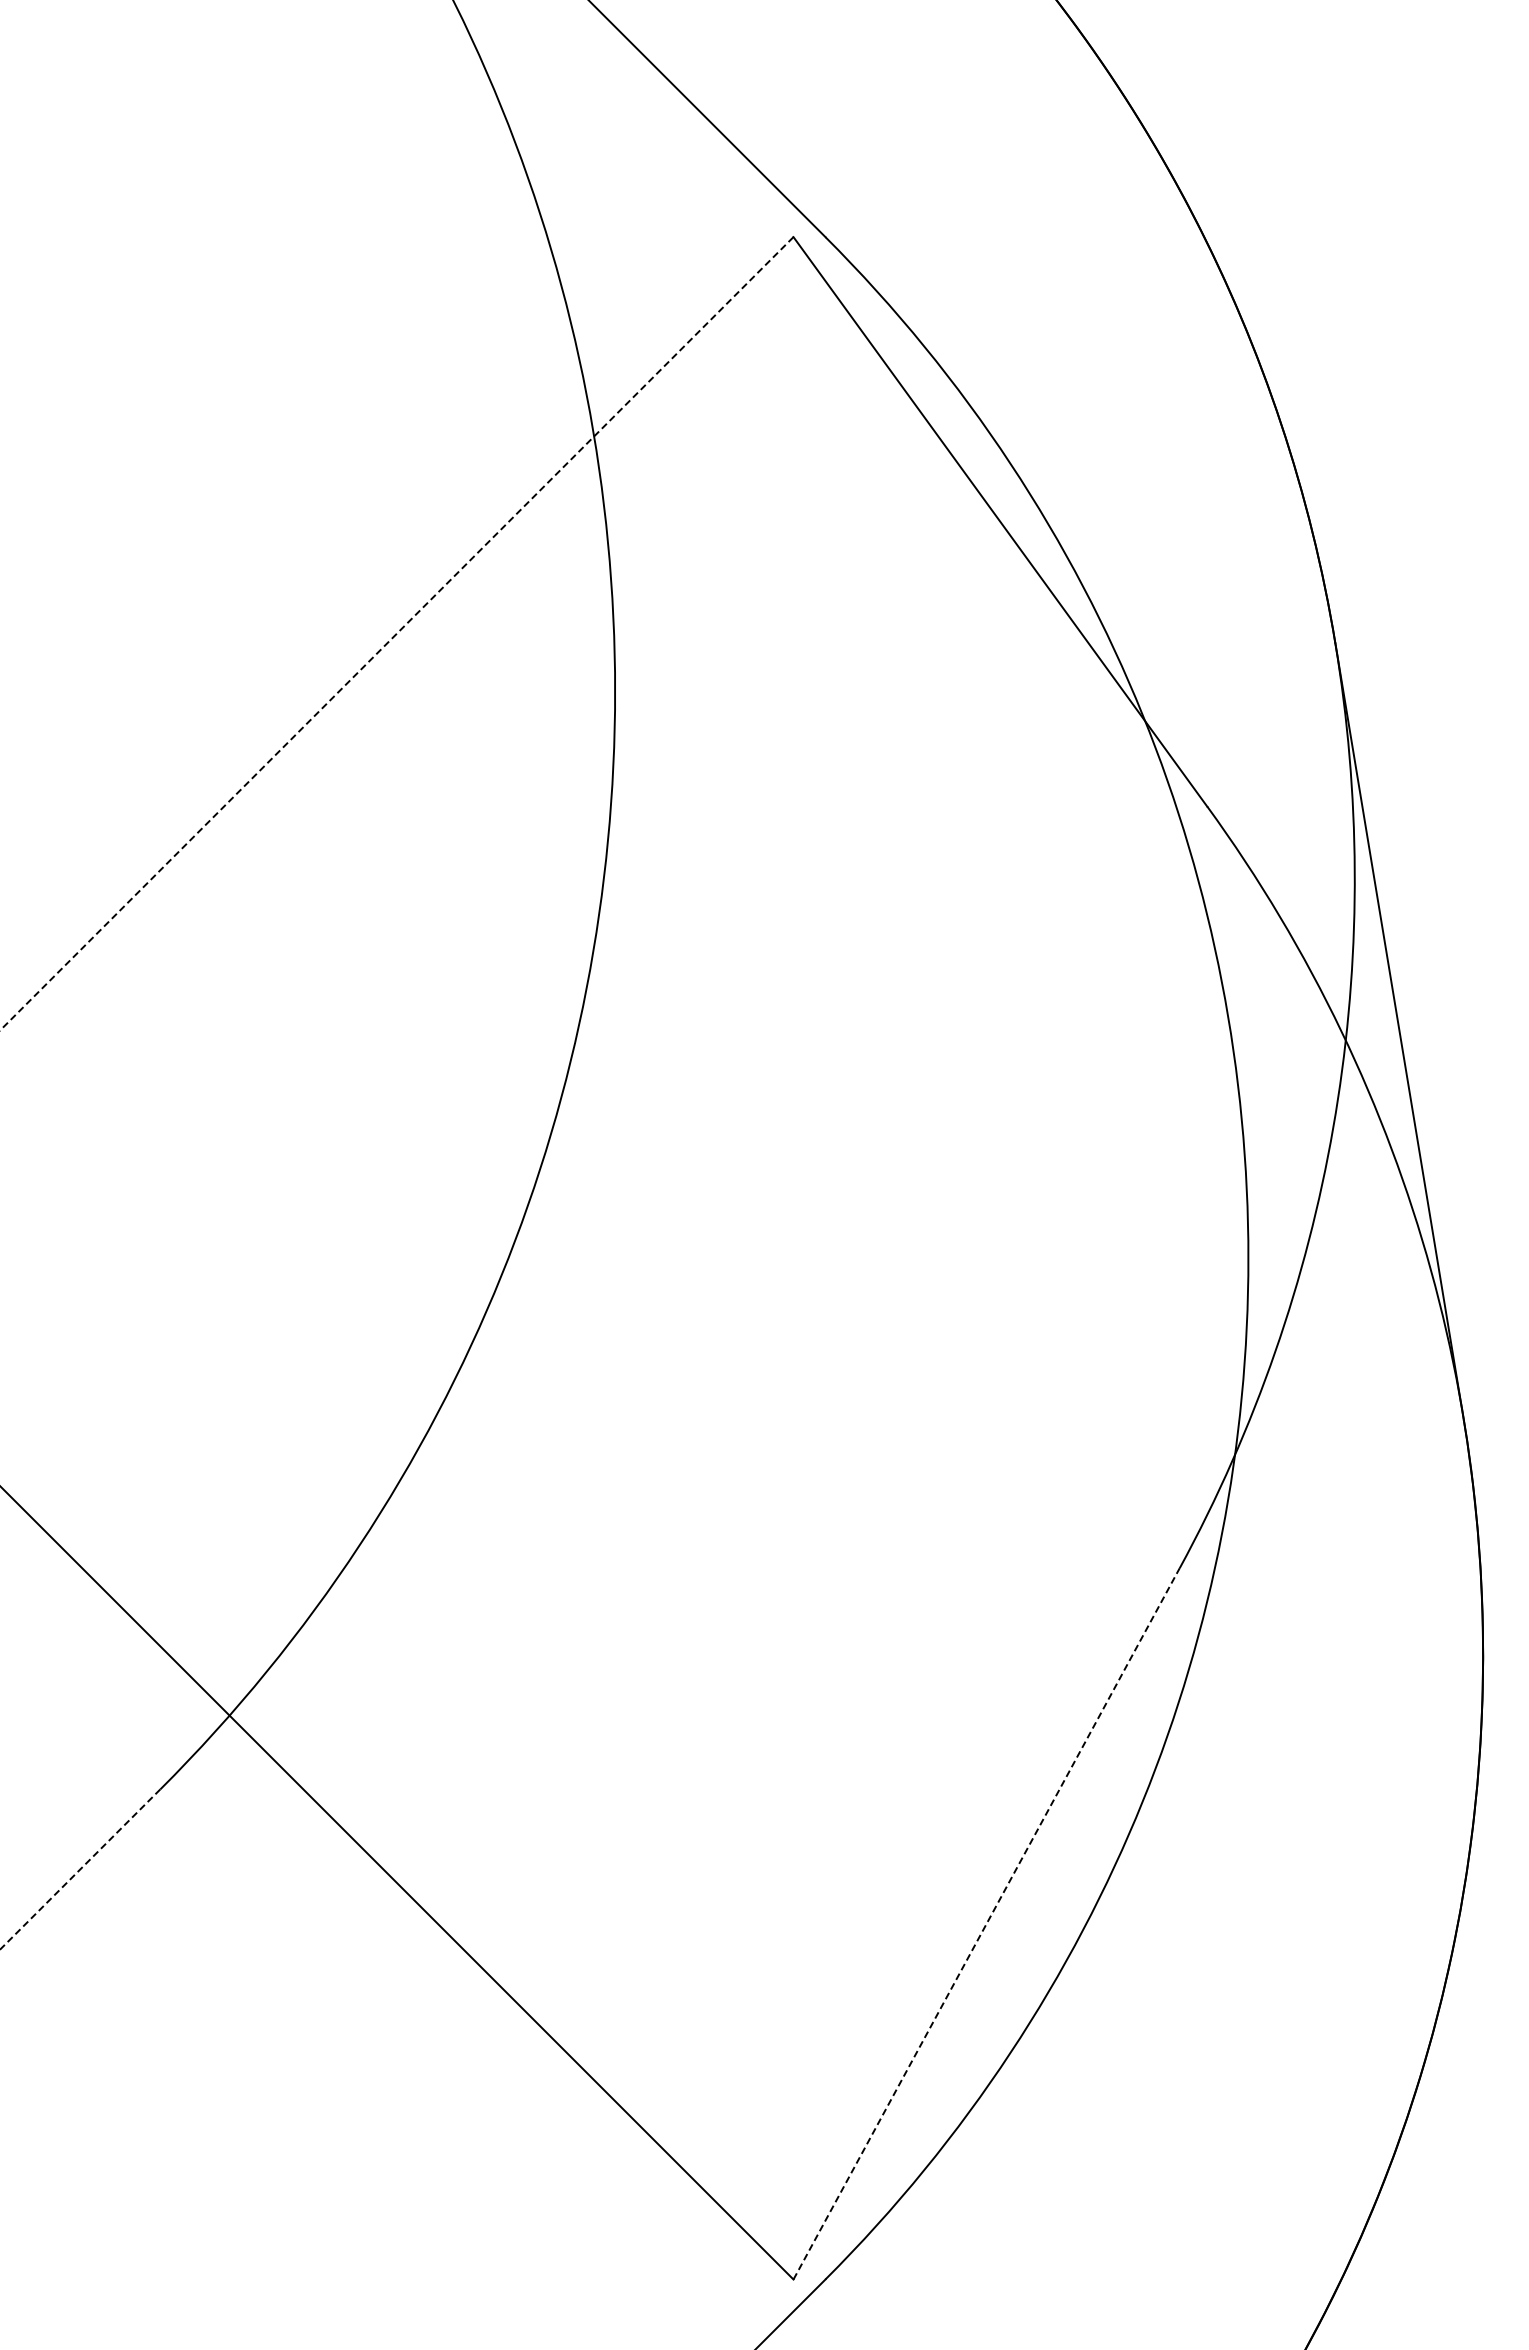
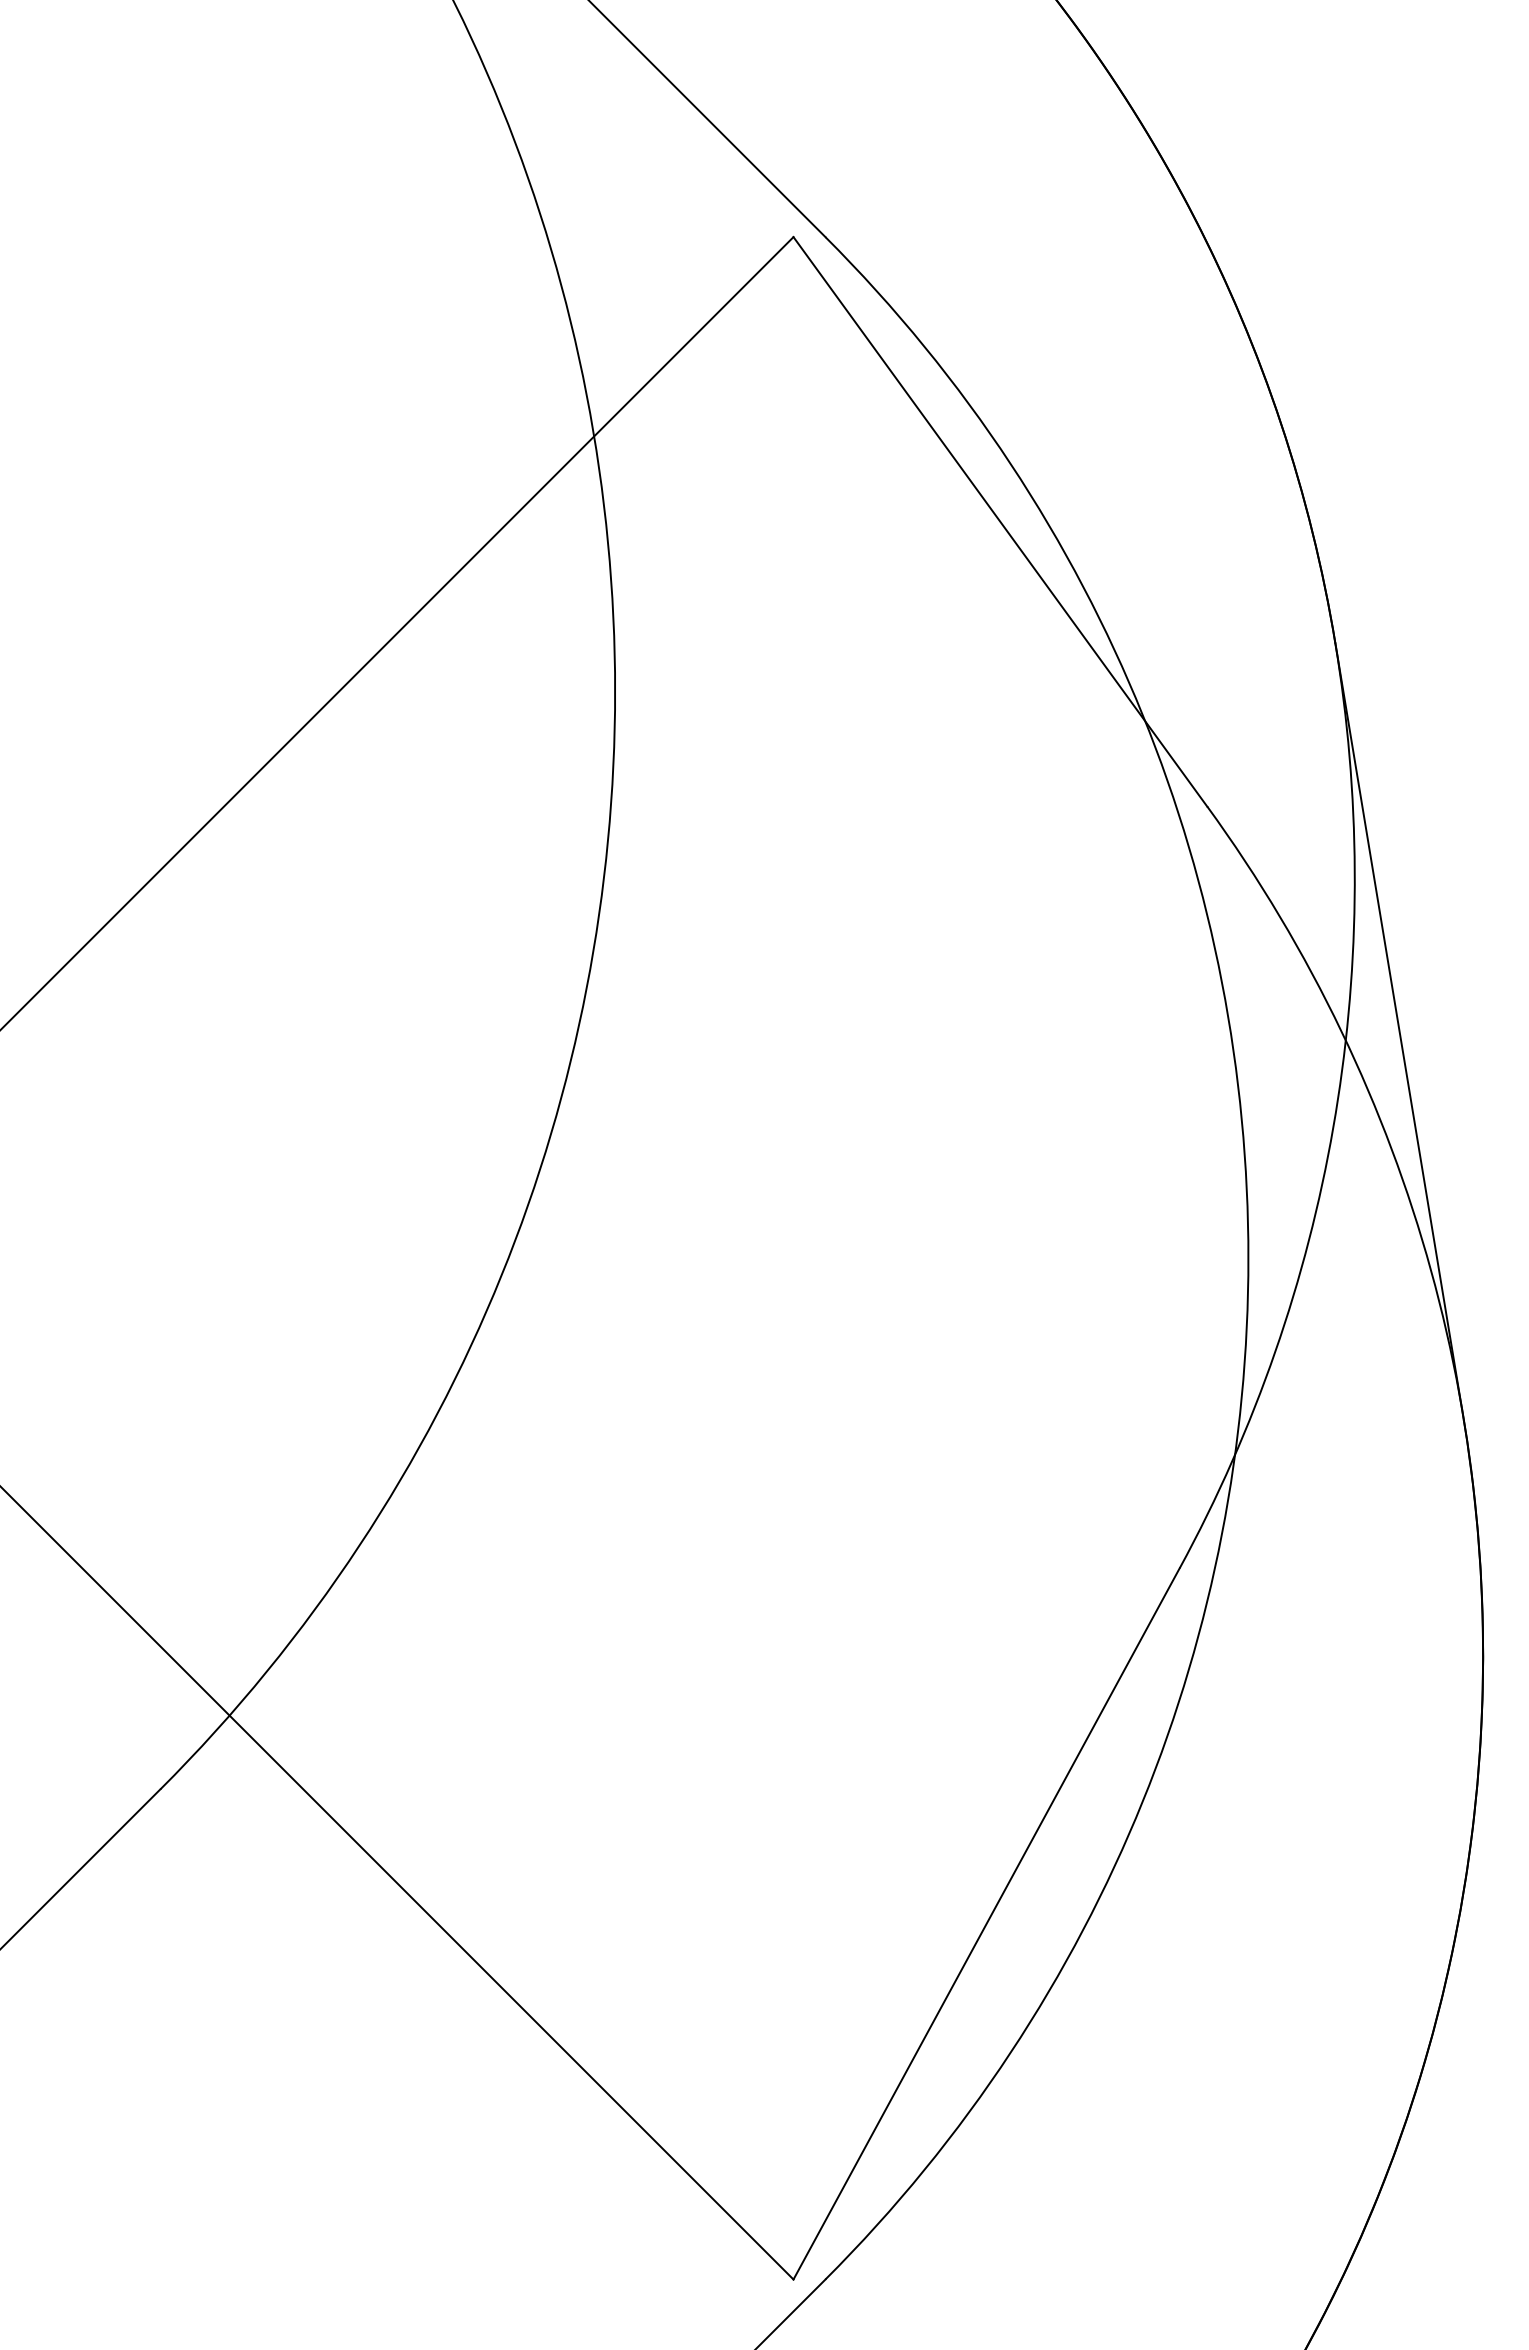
line: dashed -> solid (396, 633)
line: dashed -> solid (79, 1869)
line: dashed -> solid (986, 1923)
